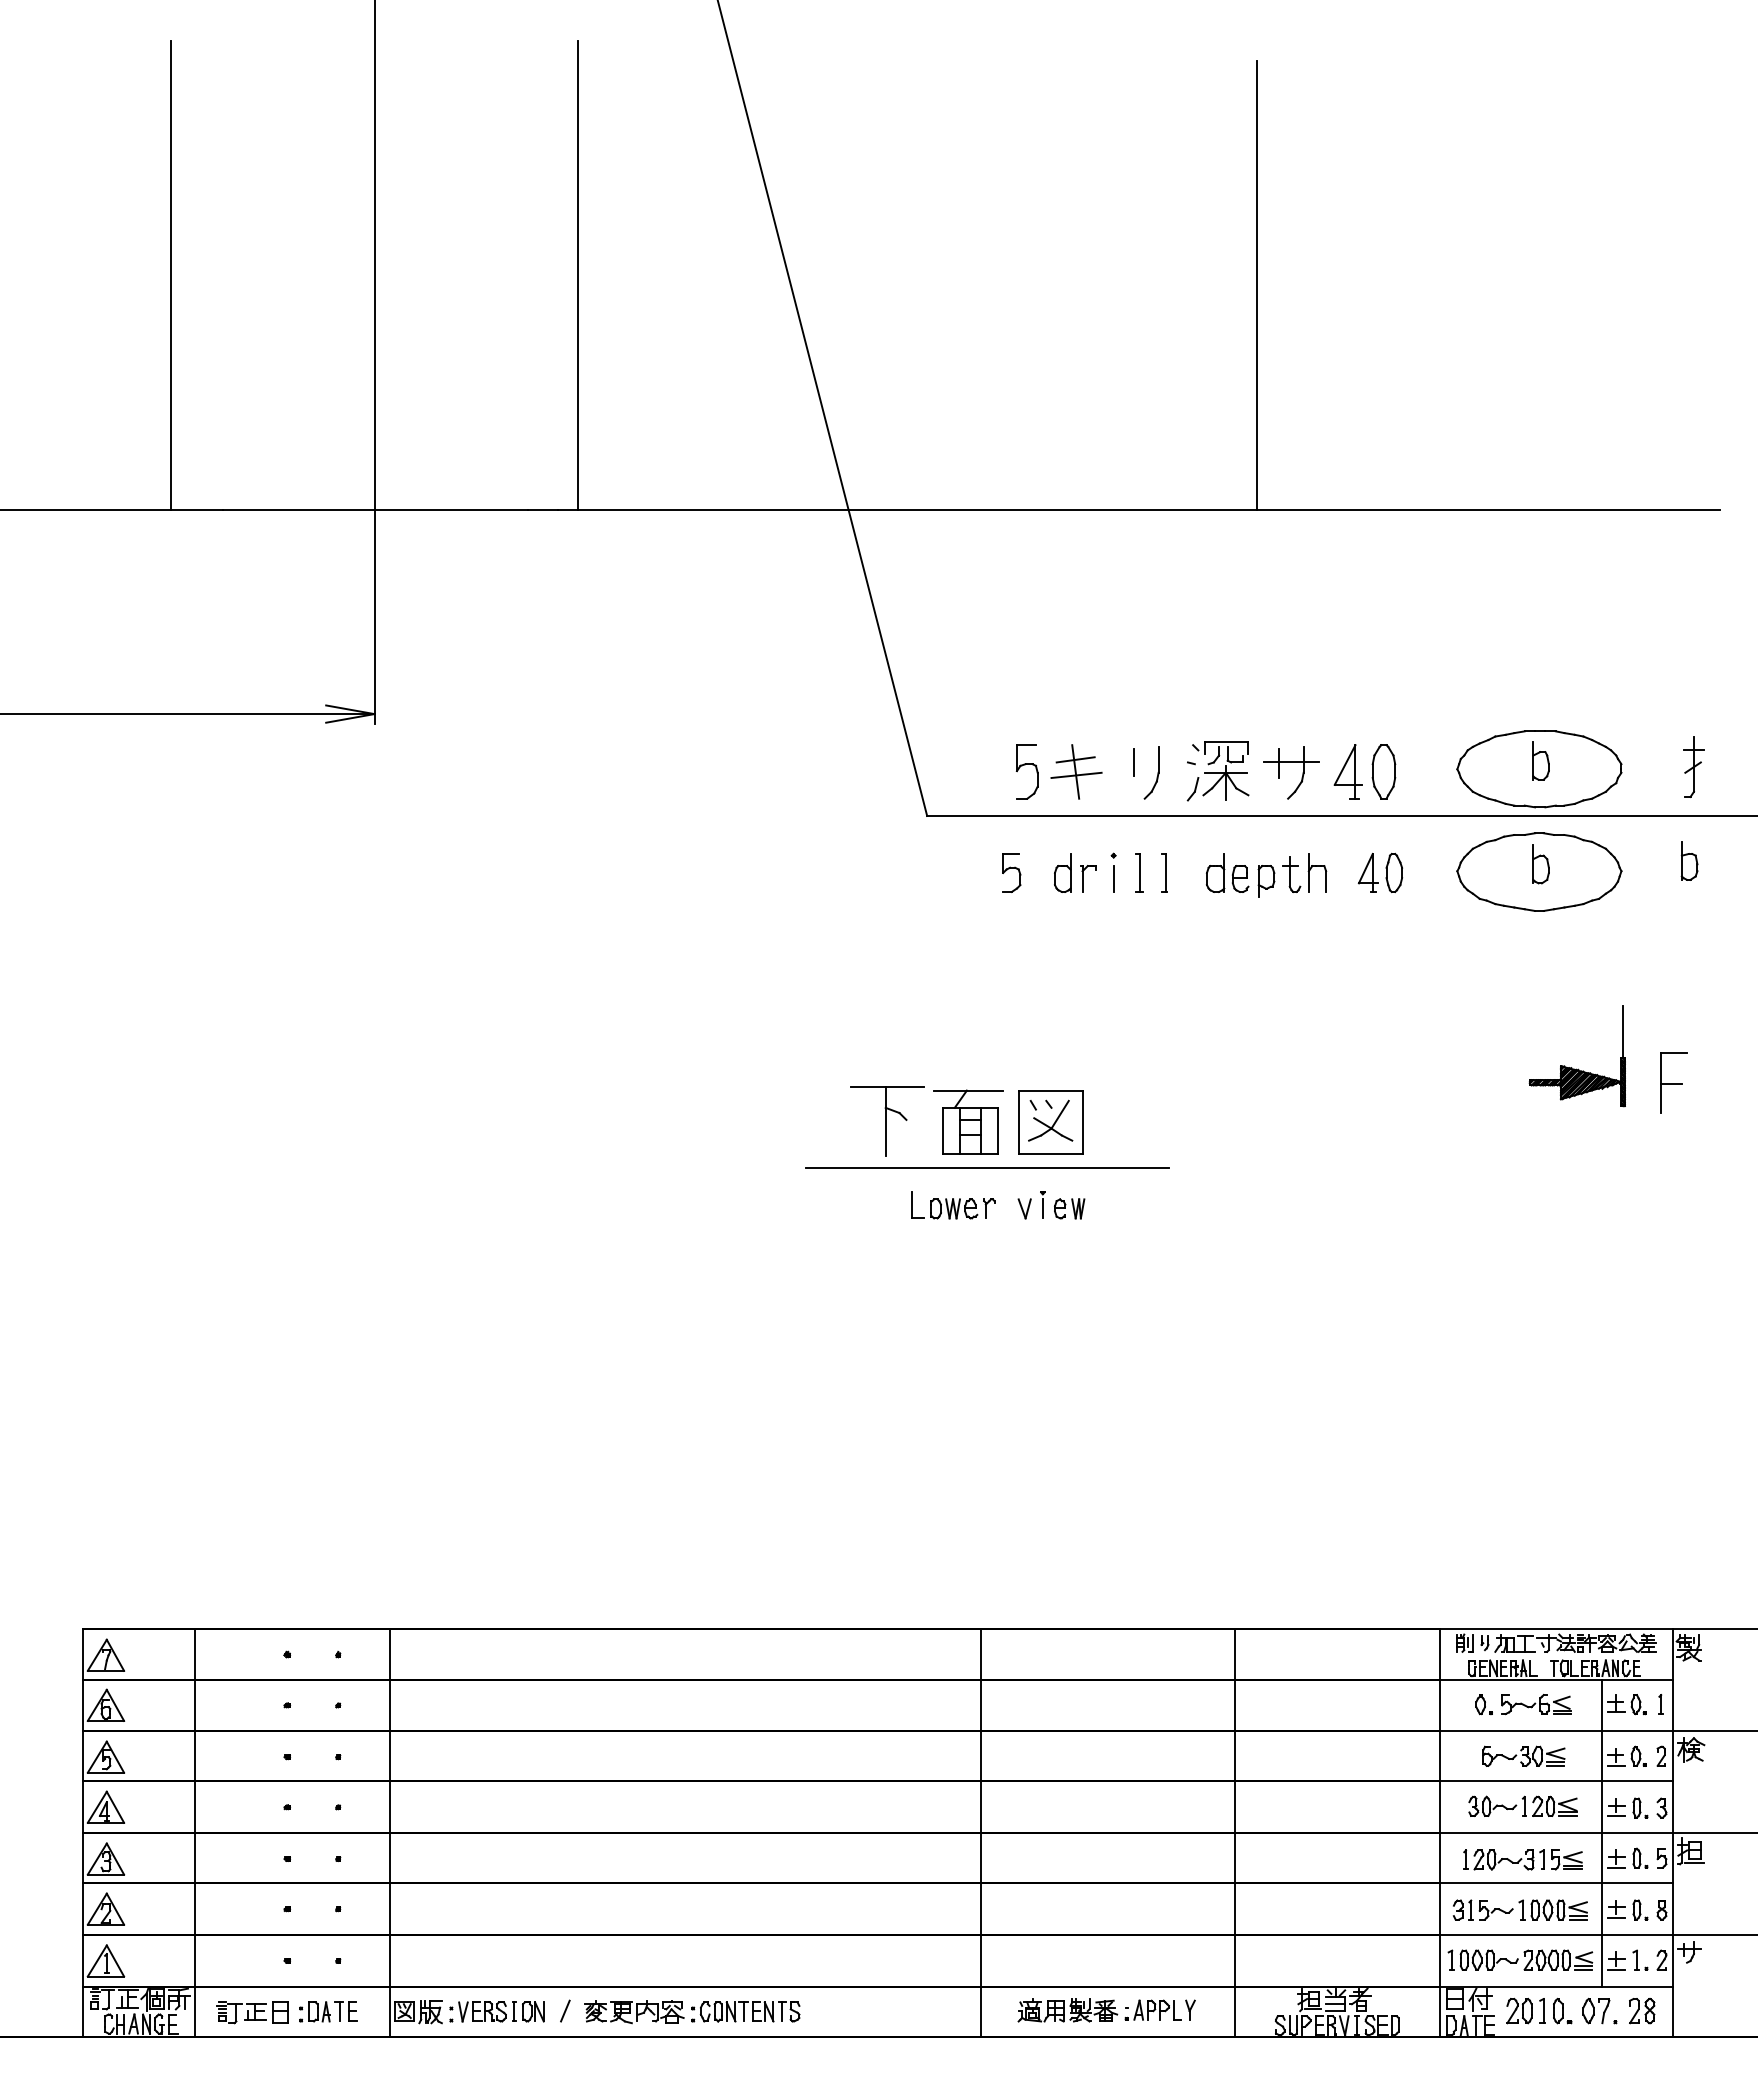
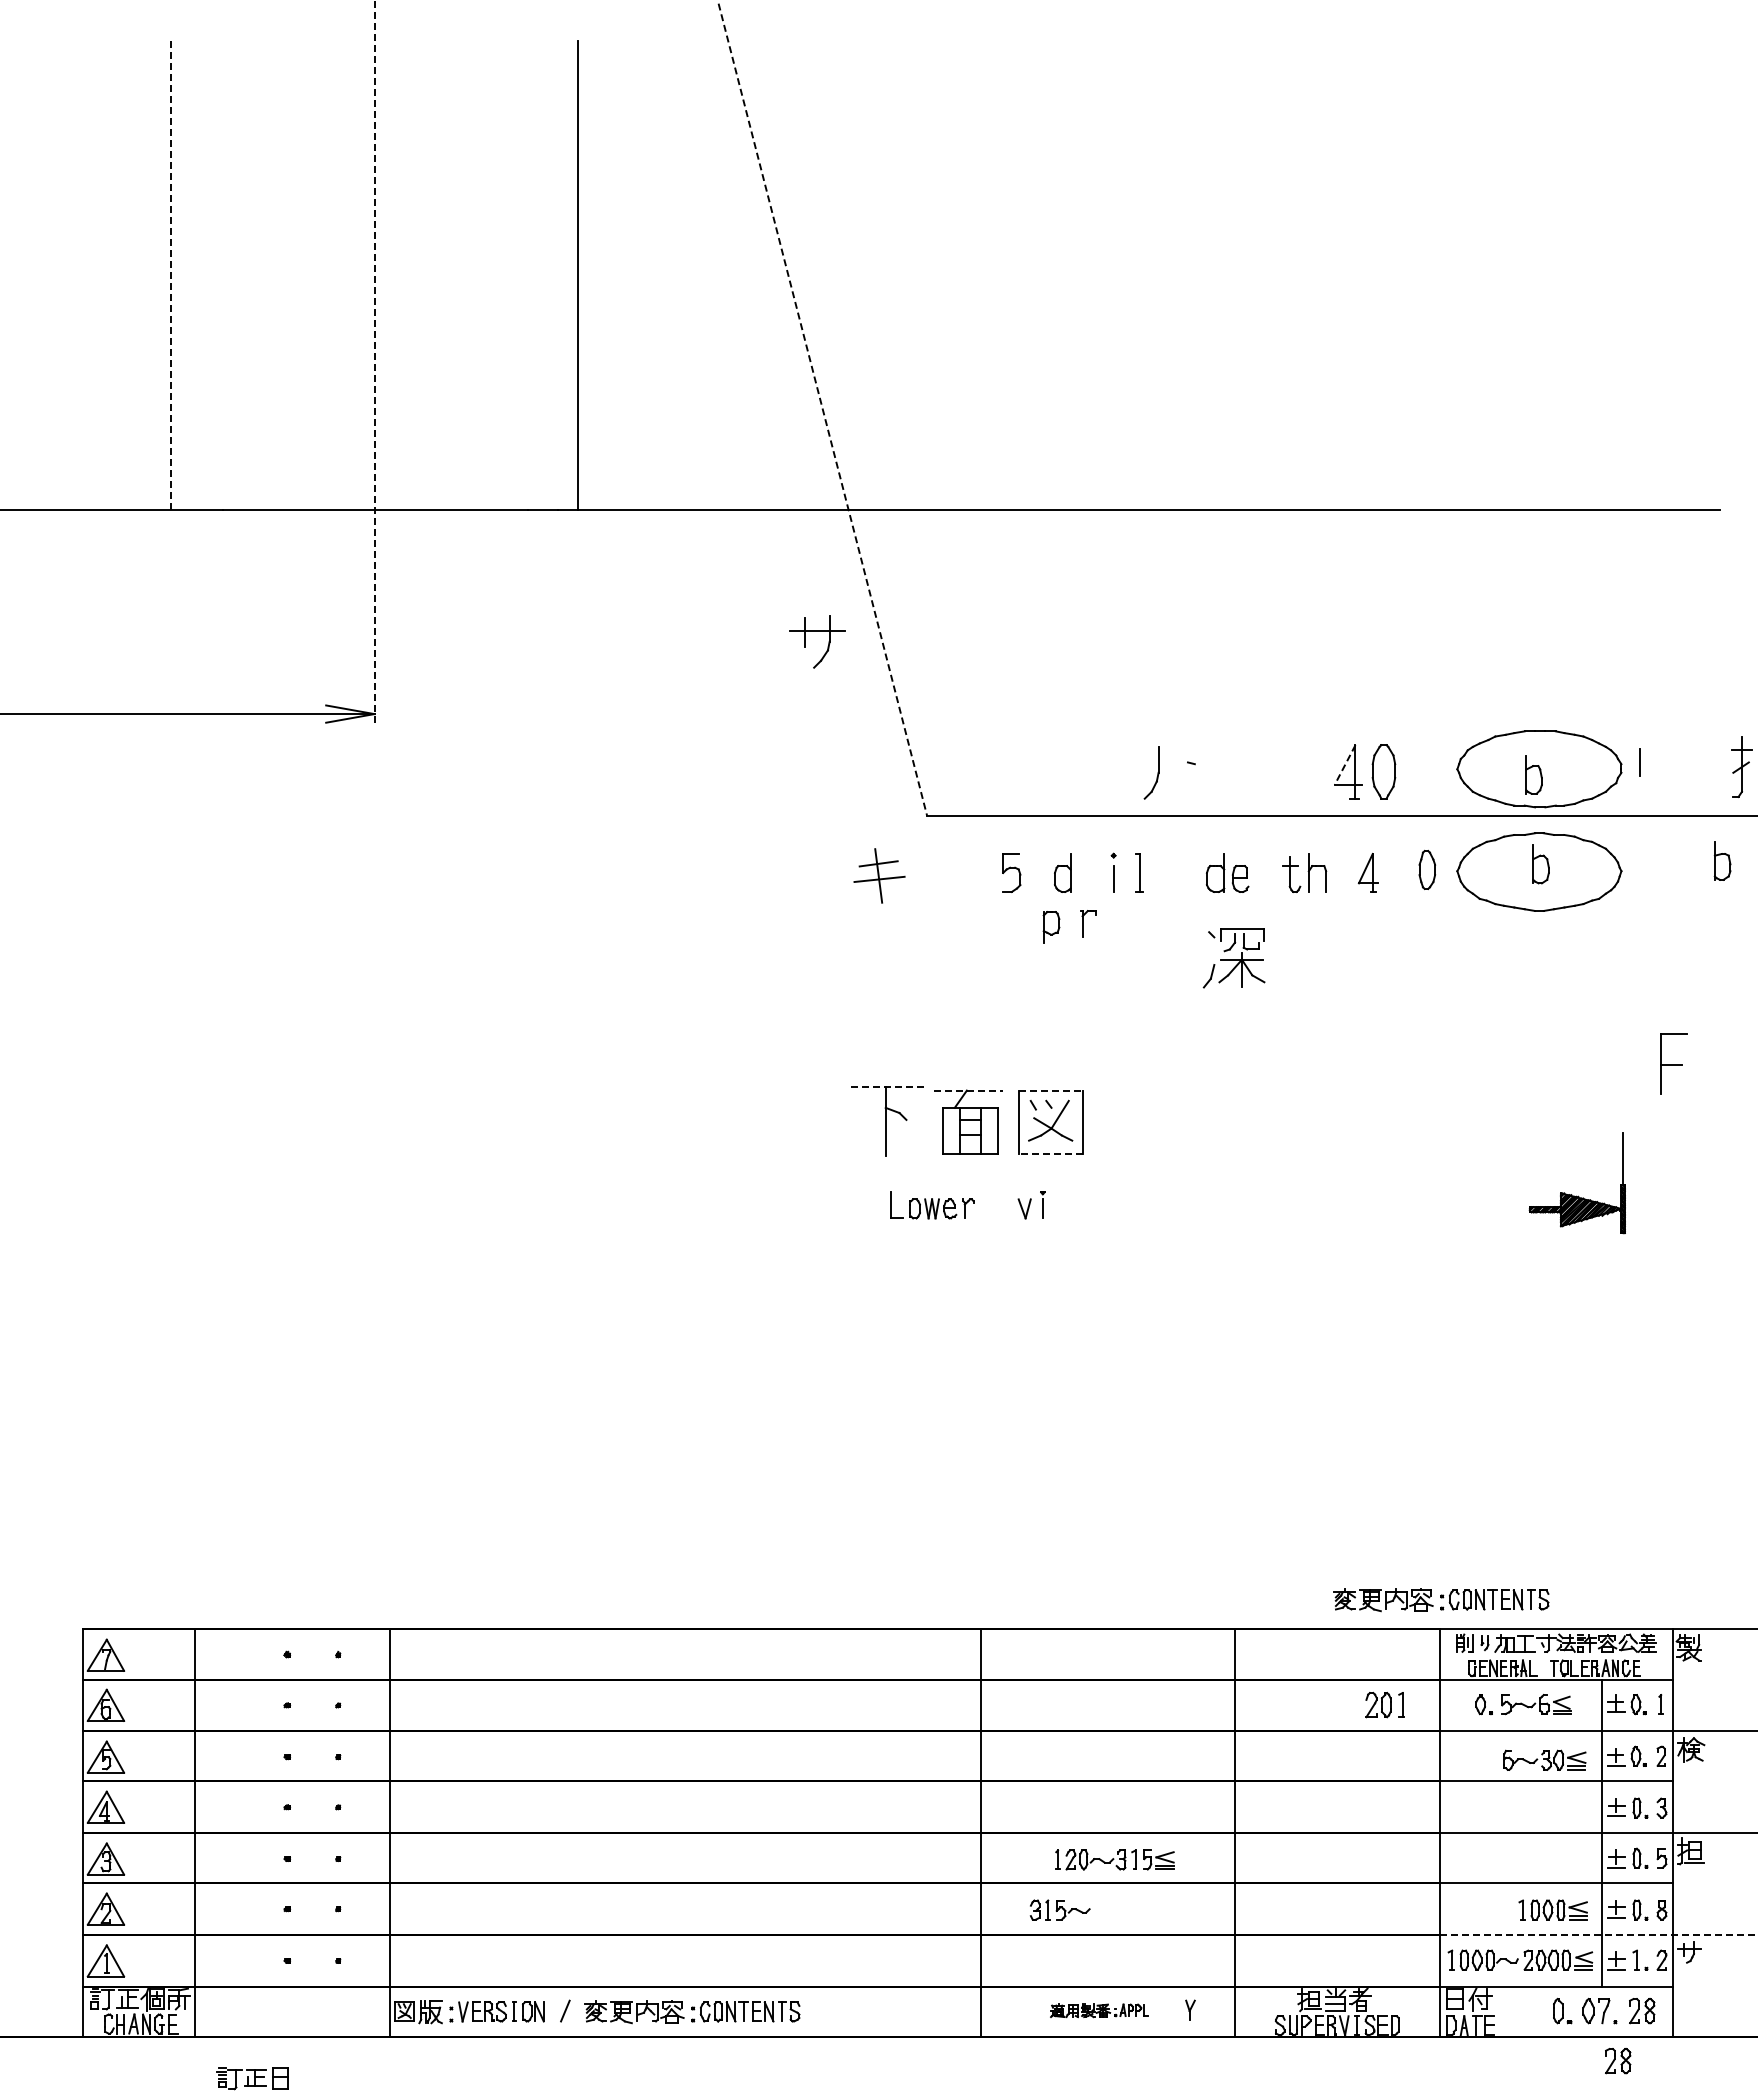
line: solid -> dashed (170, 275)
line: present -> none (1257, 285)
line: solid -> dashed (374, 362)
line: solid -> dashed (822, 408)
part position: (1540, 760) -> (1533, 774) (1533, 774)
line position: (1133, 762) -> (1639, 762) (1639, 762)
part position: (1291, 762) -> (817, 631) (817, 631)
part: present -> none (1025, 765)
line: solid -> dashed (1344, 765)
part position: (1693, 766) -> (1741, 766) (1741, 766)
part position: (1076, 771) -> (879, 875) (879, 875)
part position: (1217, 771) -> (1233, 958) (1233, 958)
part position: (1689, 860) -> (1722, 860) (1722, 860)
part: present -> none (1164, 872)
part position: (1394, 872) -> (1427, 869) (1427, 869)
part position: (1088, 878) -> (1088, 923) (1088, 923)
part position: (1266, 881) -> (1051, 927) (1051, 927)
part position: (1572, 1067) -> (1572, 1194) (1572, 1194)
part position: (1673, 1082) -> (1673, 1063) (1673, 1063)
line: solid -> dashed (887, 1087)
line: solid -> dashed (968, 1090)
line: solid -> dashed (1050, 1090)
line: solid -> dashed (1050, 1154)
line: present -> none (987, 1168)
part position: (953, 1205) -> (932, 1205) (932, 1205)
part: present -> none (1069, 1208)
part: none -> present (1441, 1600)
part position: (1523, 1755) -> (1544, 1759) (1544, 1759)
part: present -> none (1522, 1805)
part position: (1522, 1859) -> (1114, 1859) (1114, 1859)
part position: (1482, 1909) -> (1059, 1909) (1059, 1909)
line: solid -> dashed (1598, 1935)
part size: 165x25 px -> 99x16 px (1099, 2010)
part position: (1525, 2010) -> (1384, 1704) (1384, 1704)
part: present -> none (328, 2011)
part position: (252, 2012) -> (252, 2078) (252, 2078)
part: none -> present (1618, 2061)
